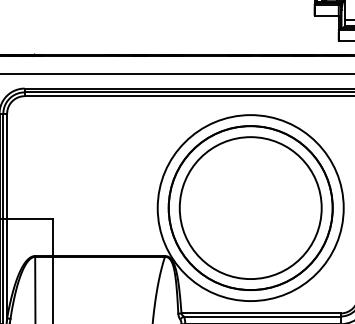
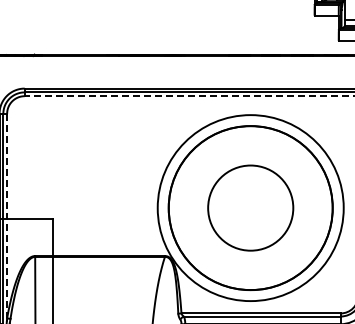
line: present -> none (176, 73)
line: solid -> dashed (189, 96)
circle diameter: 142 px -> 85 px (250, 207)
line: solid -> dashed (7, 216)
